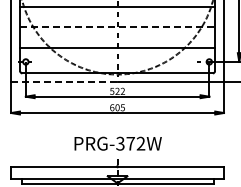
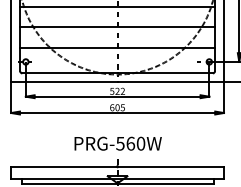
line: dashed -> solid (118, 27)
line: dashed -> solid (65, 82)
text: PRG-372W -> PRG-560W (130, 143)
